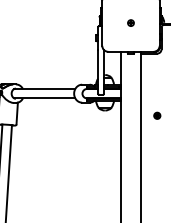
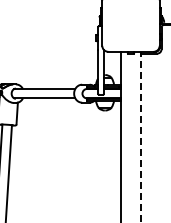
part: present -> none (130, 22)
part: present -> none (157, 115)
line: solid -> dashed (141, 136)
